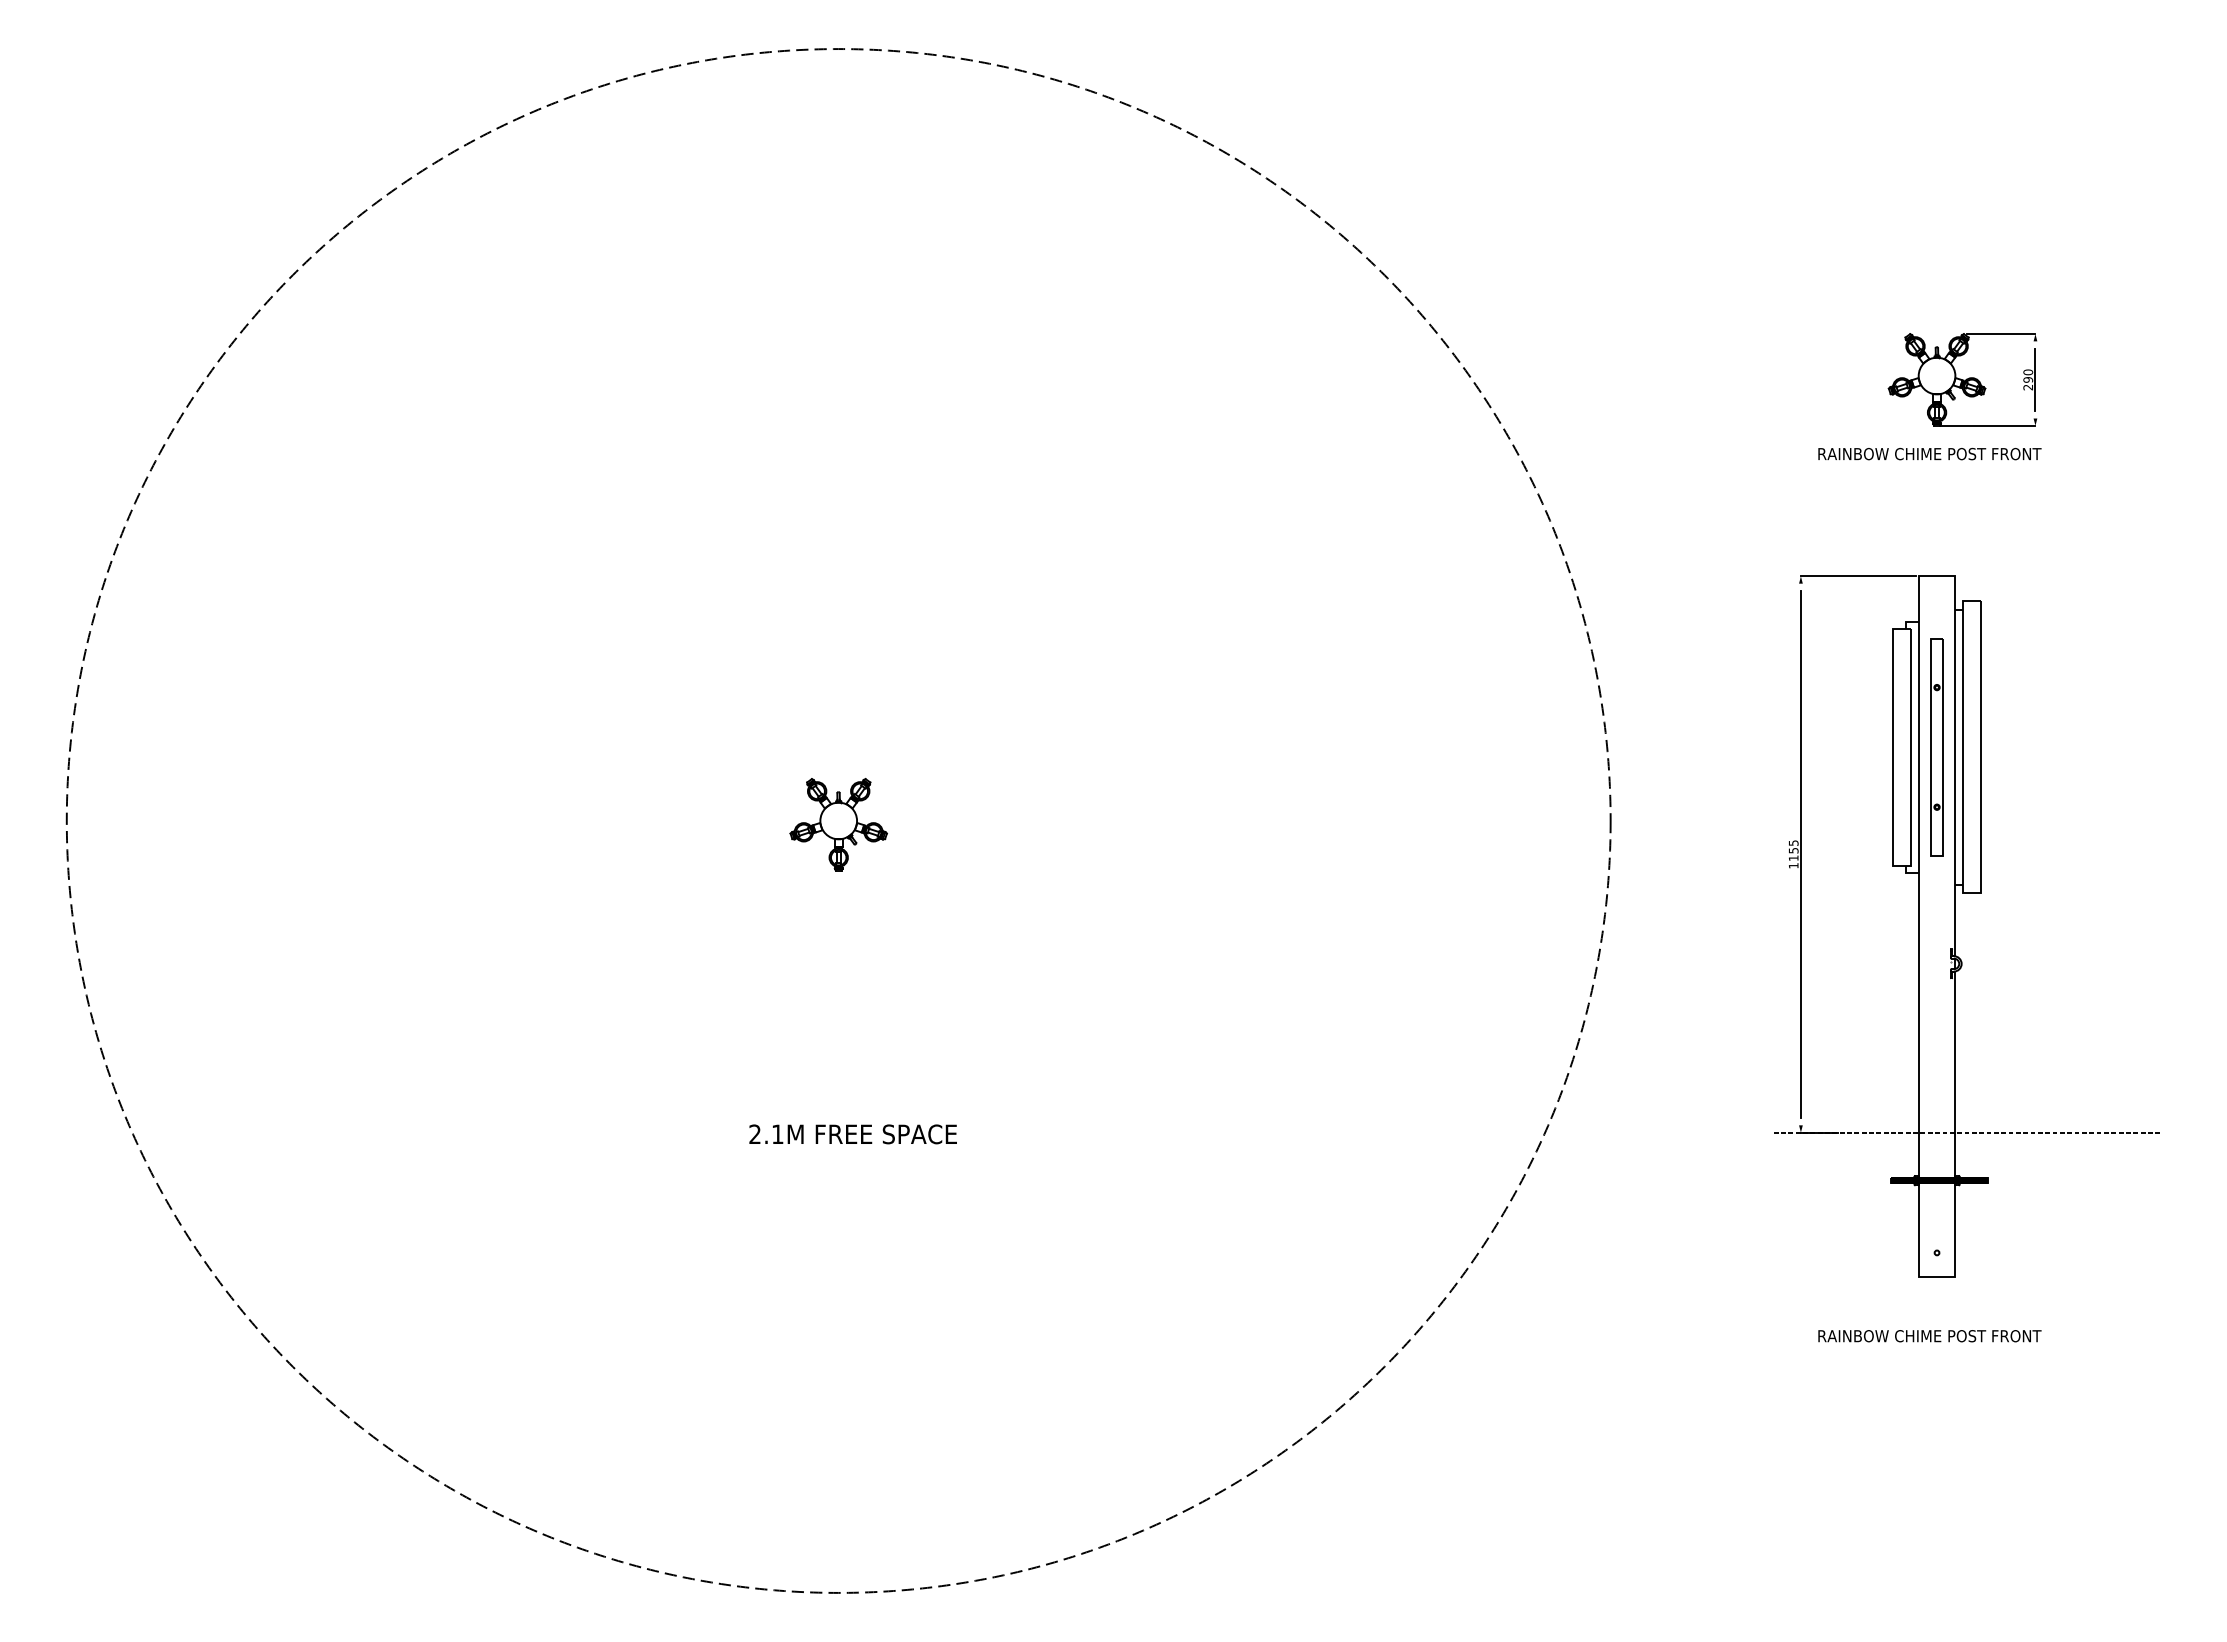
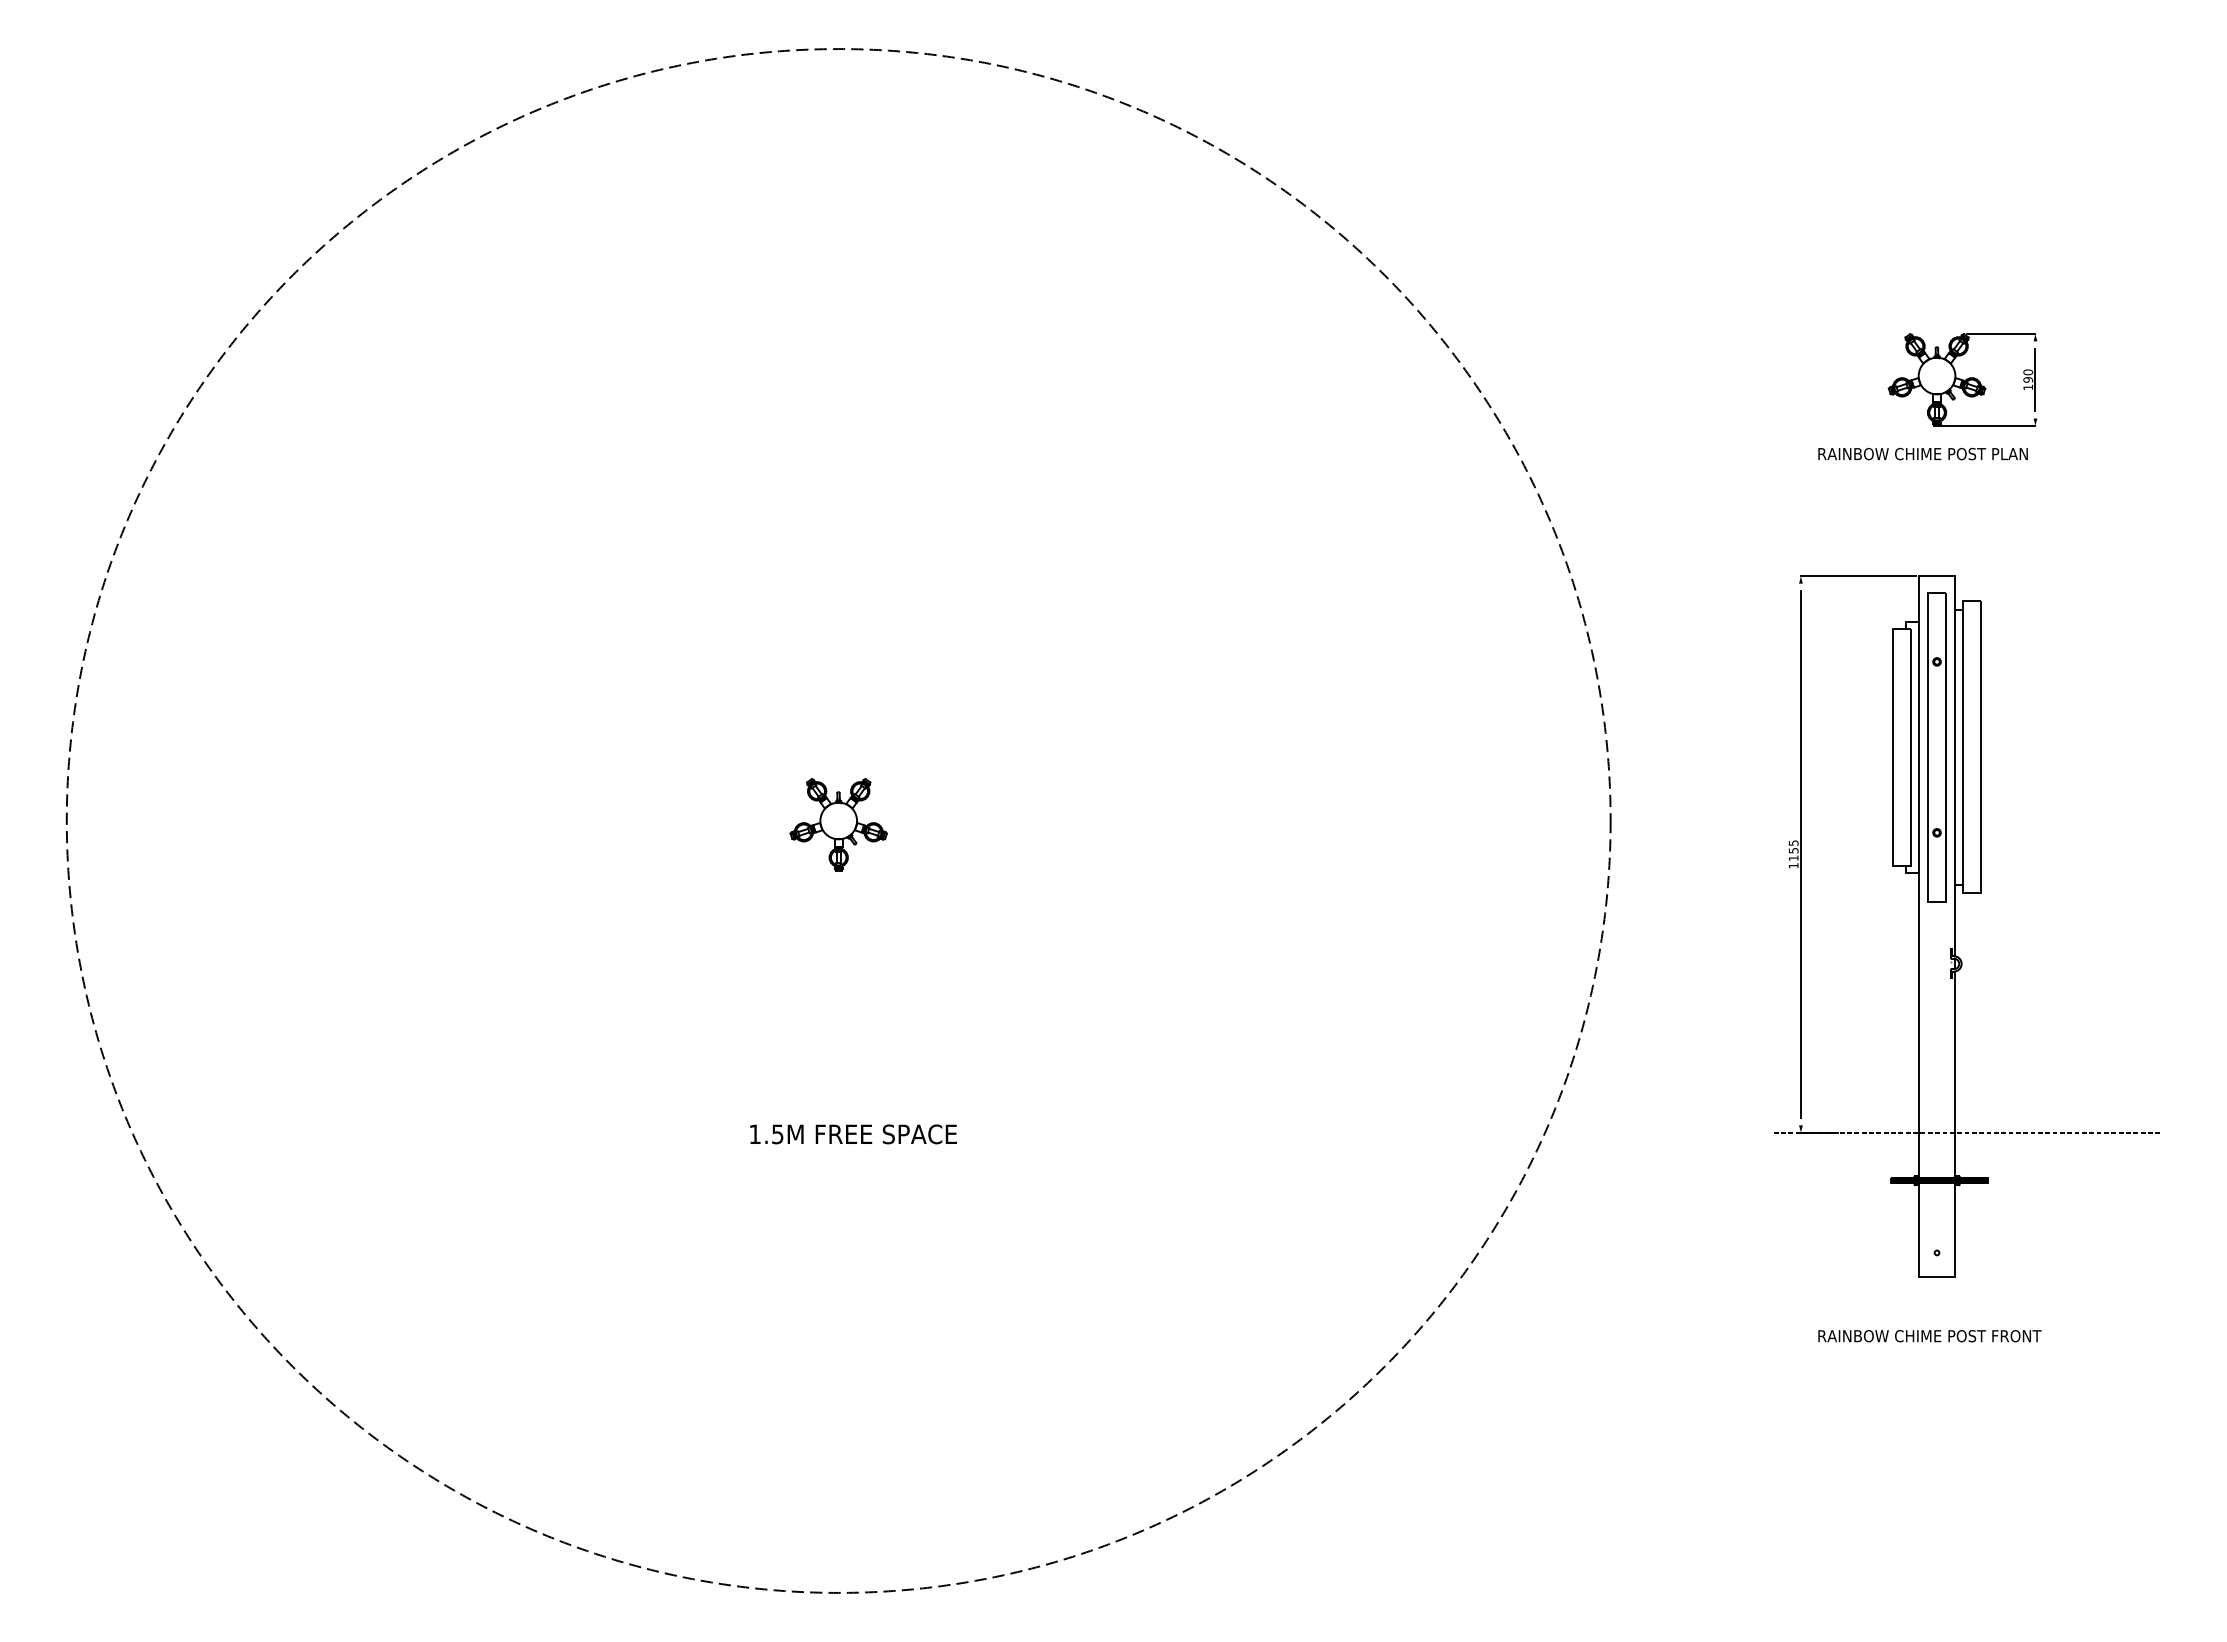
text: 290 -> 190 (2027, 387)
text: RAINBOW CHIME POST FRONT -> RAINBOW CHIME POST PLAN (2017, 453)
part size: 14x219 px -> 20x311 px (1936, 747)
text: 2.1M -> 1.5M (766, 1134)
